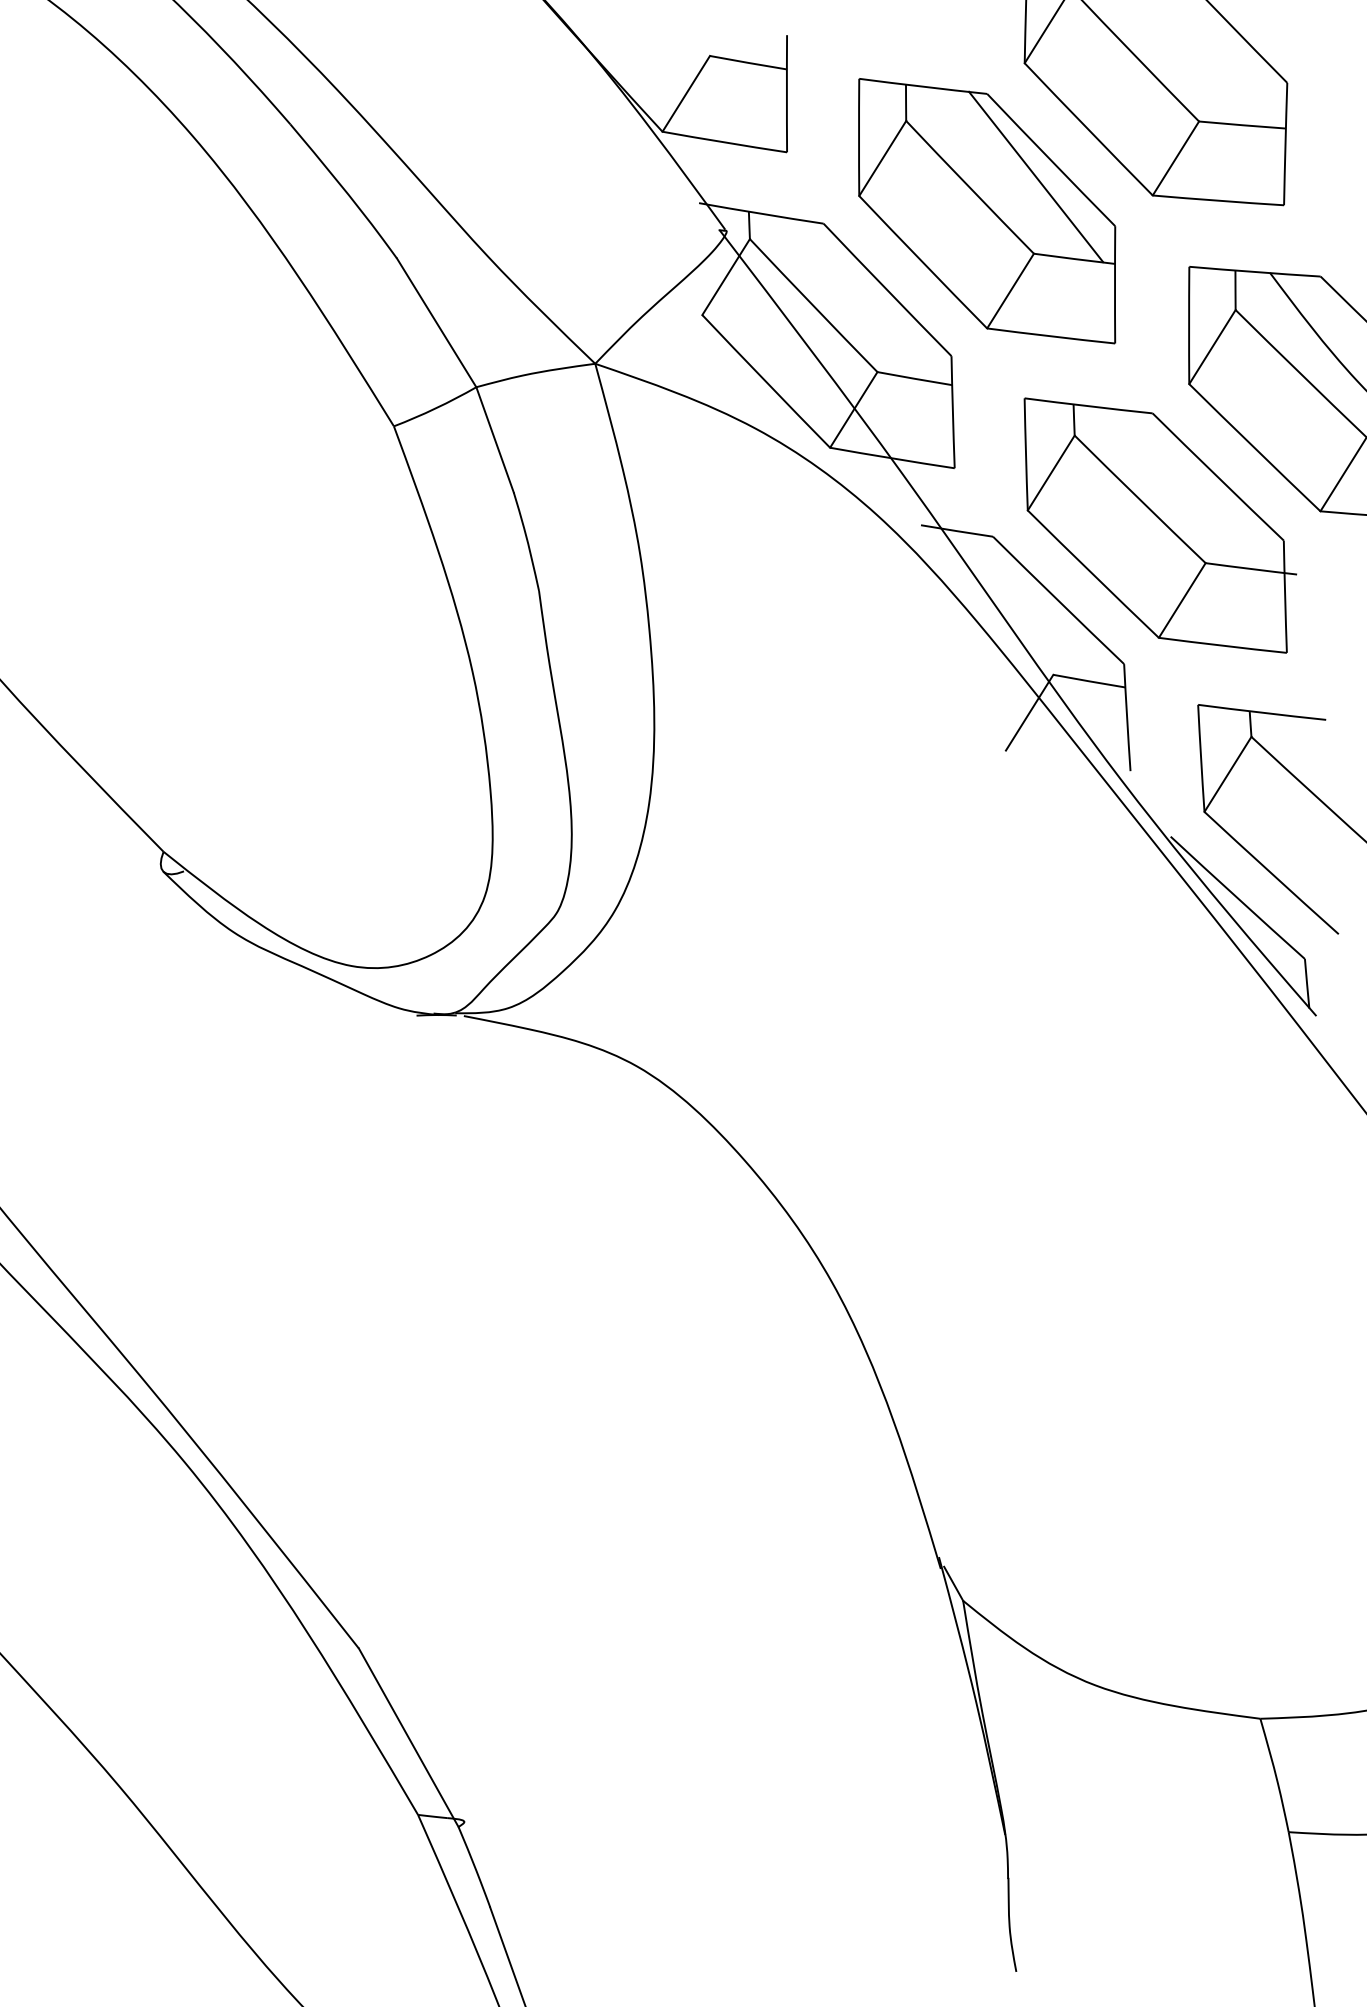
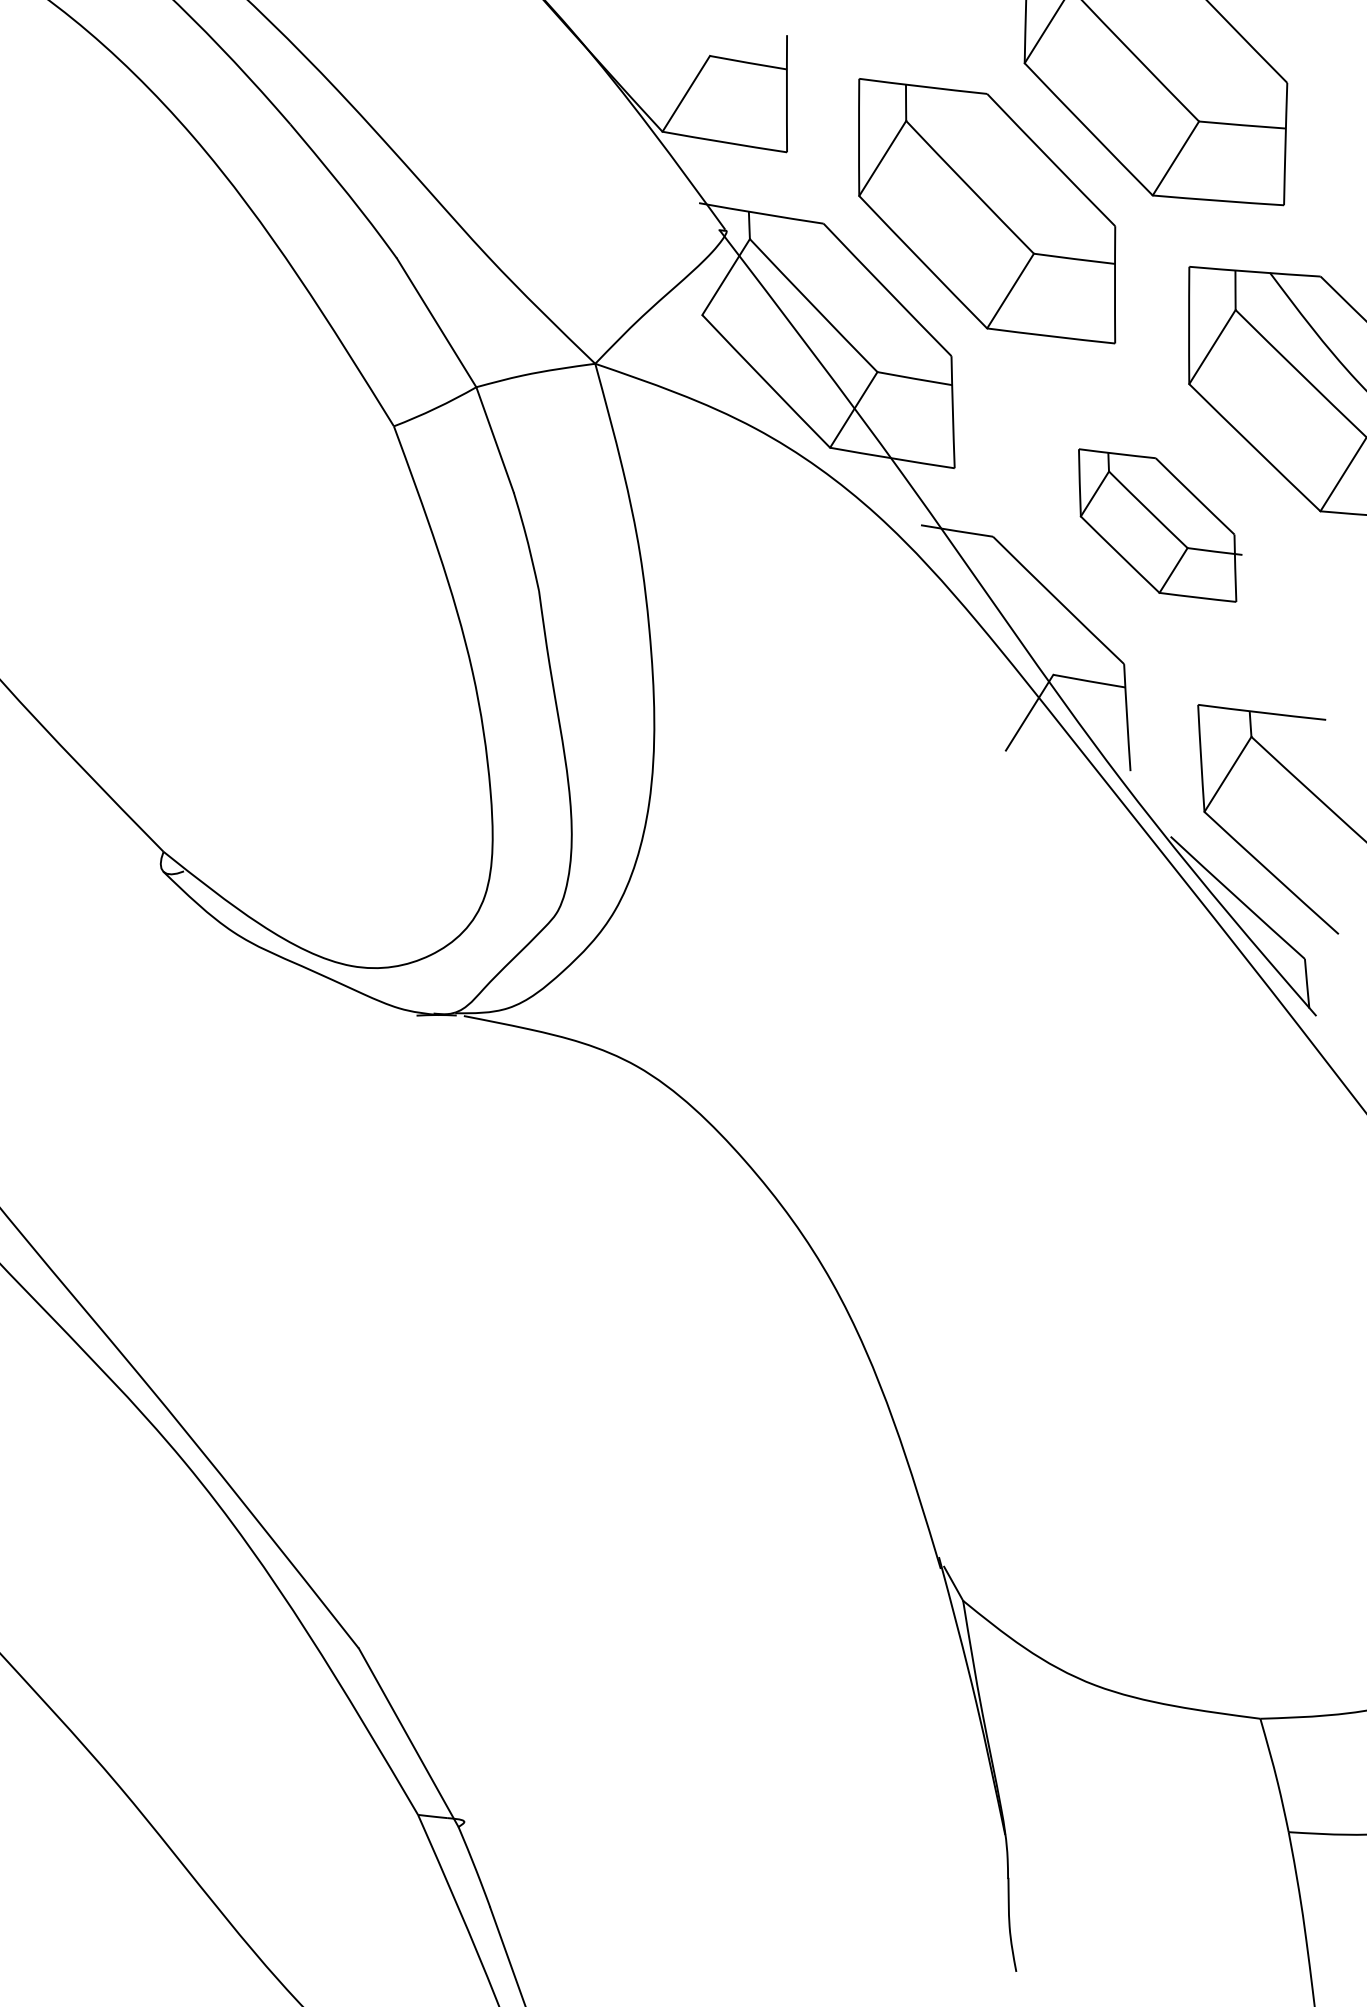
line: present -> none (1036, 176)
part size: 275x257 px -> 165x155 px (1160, 525)
